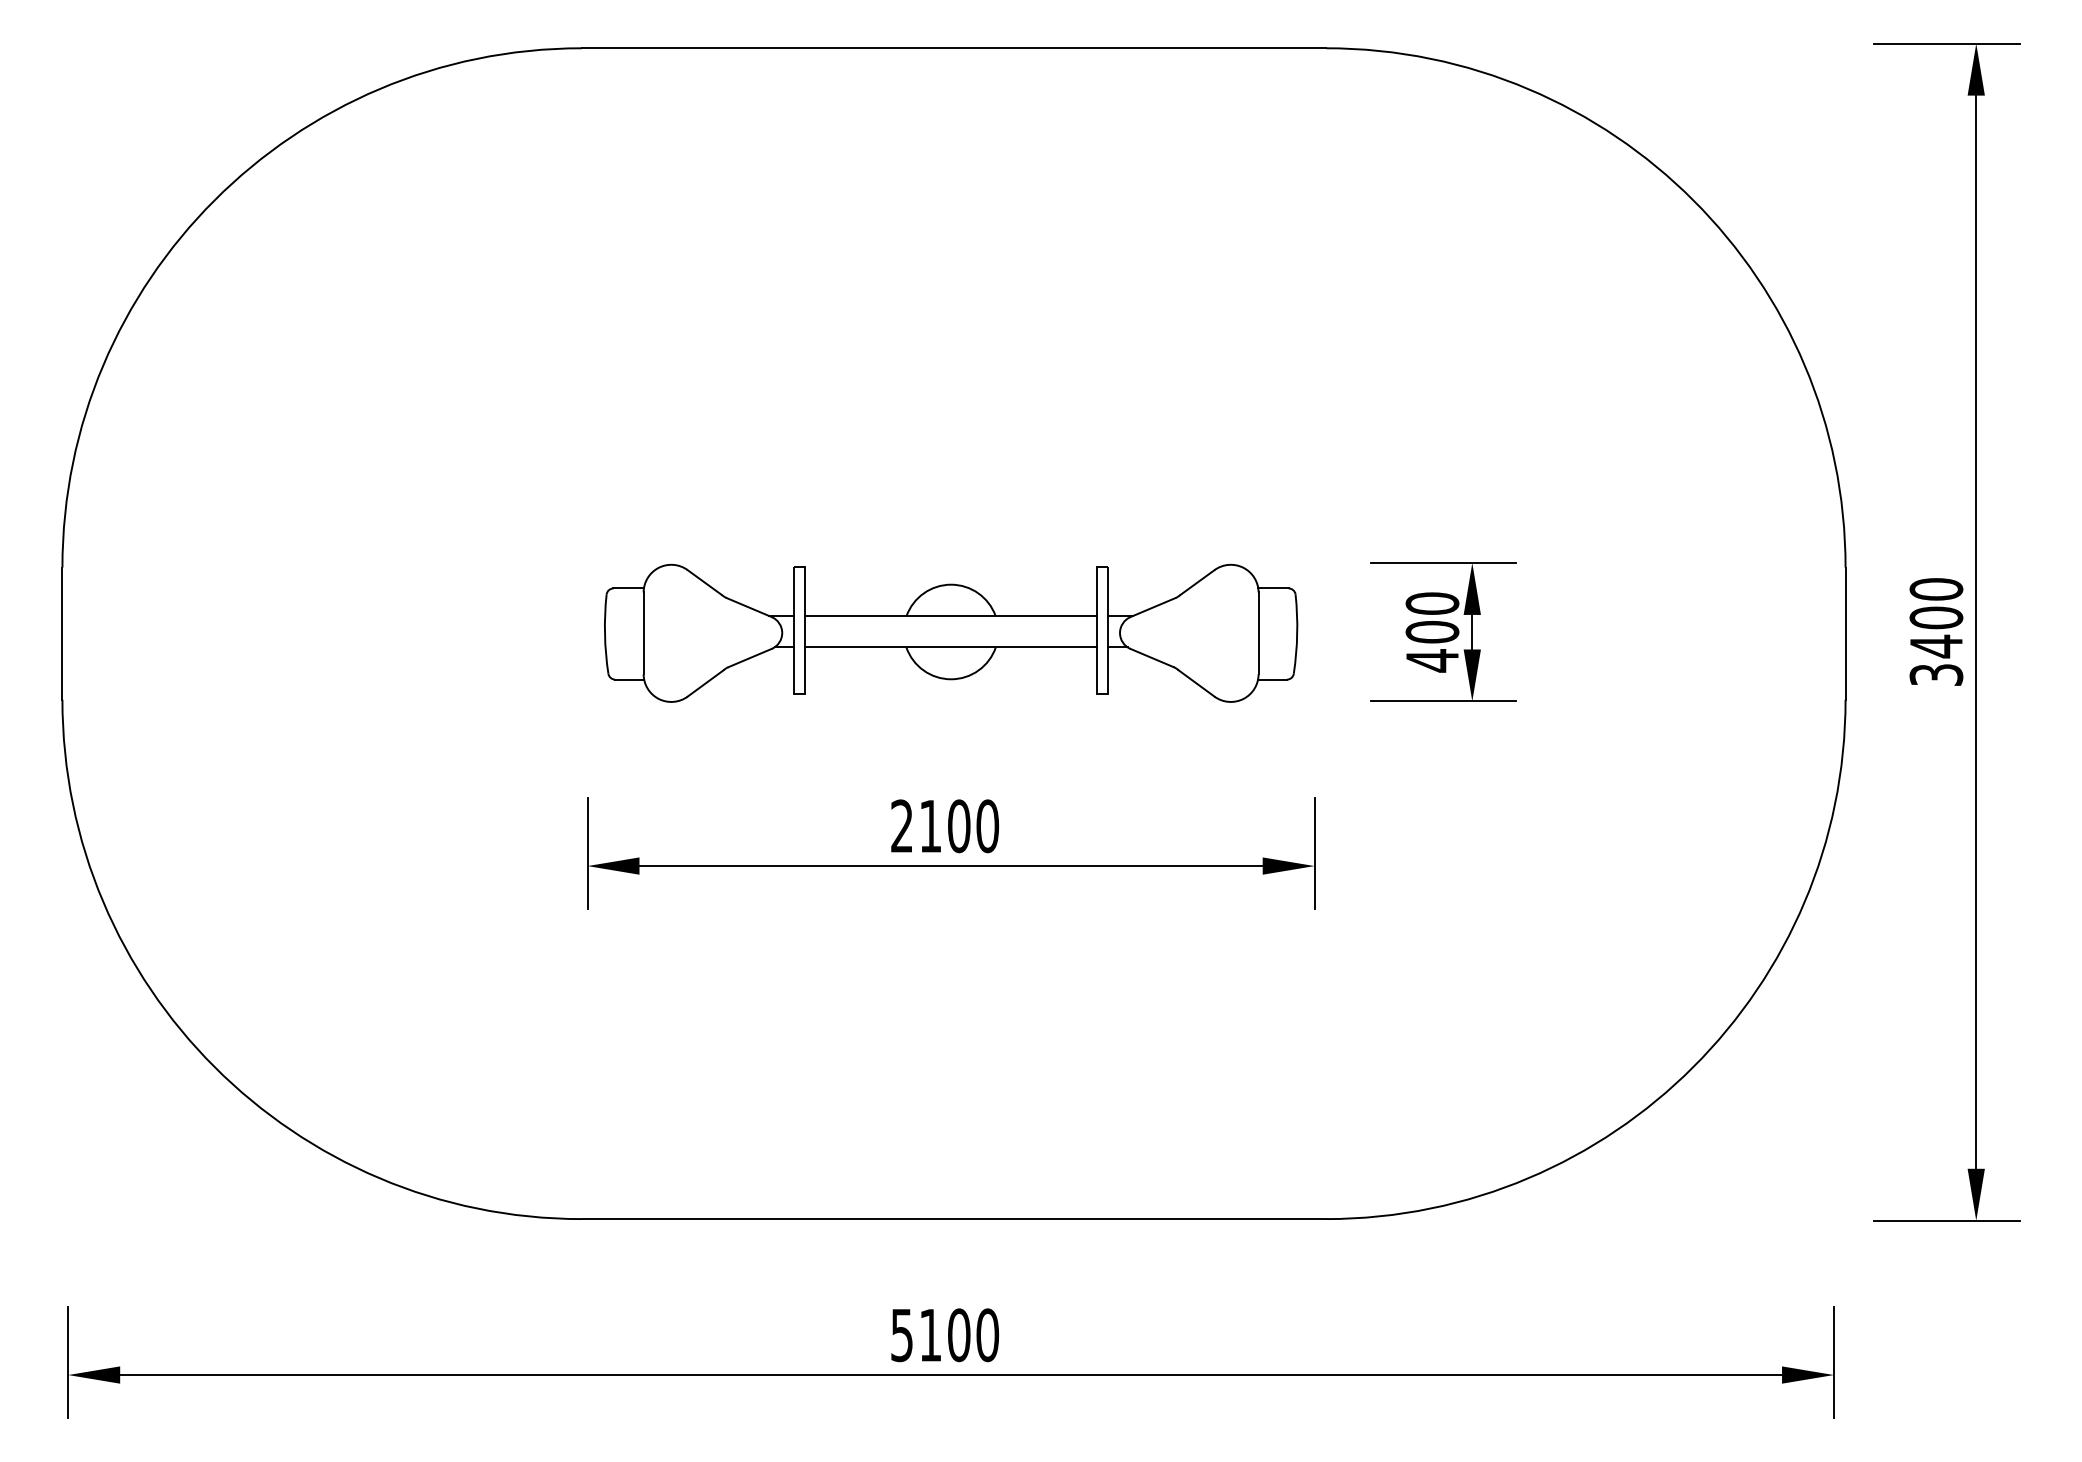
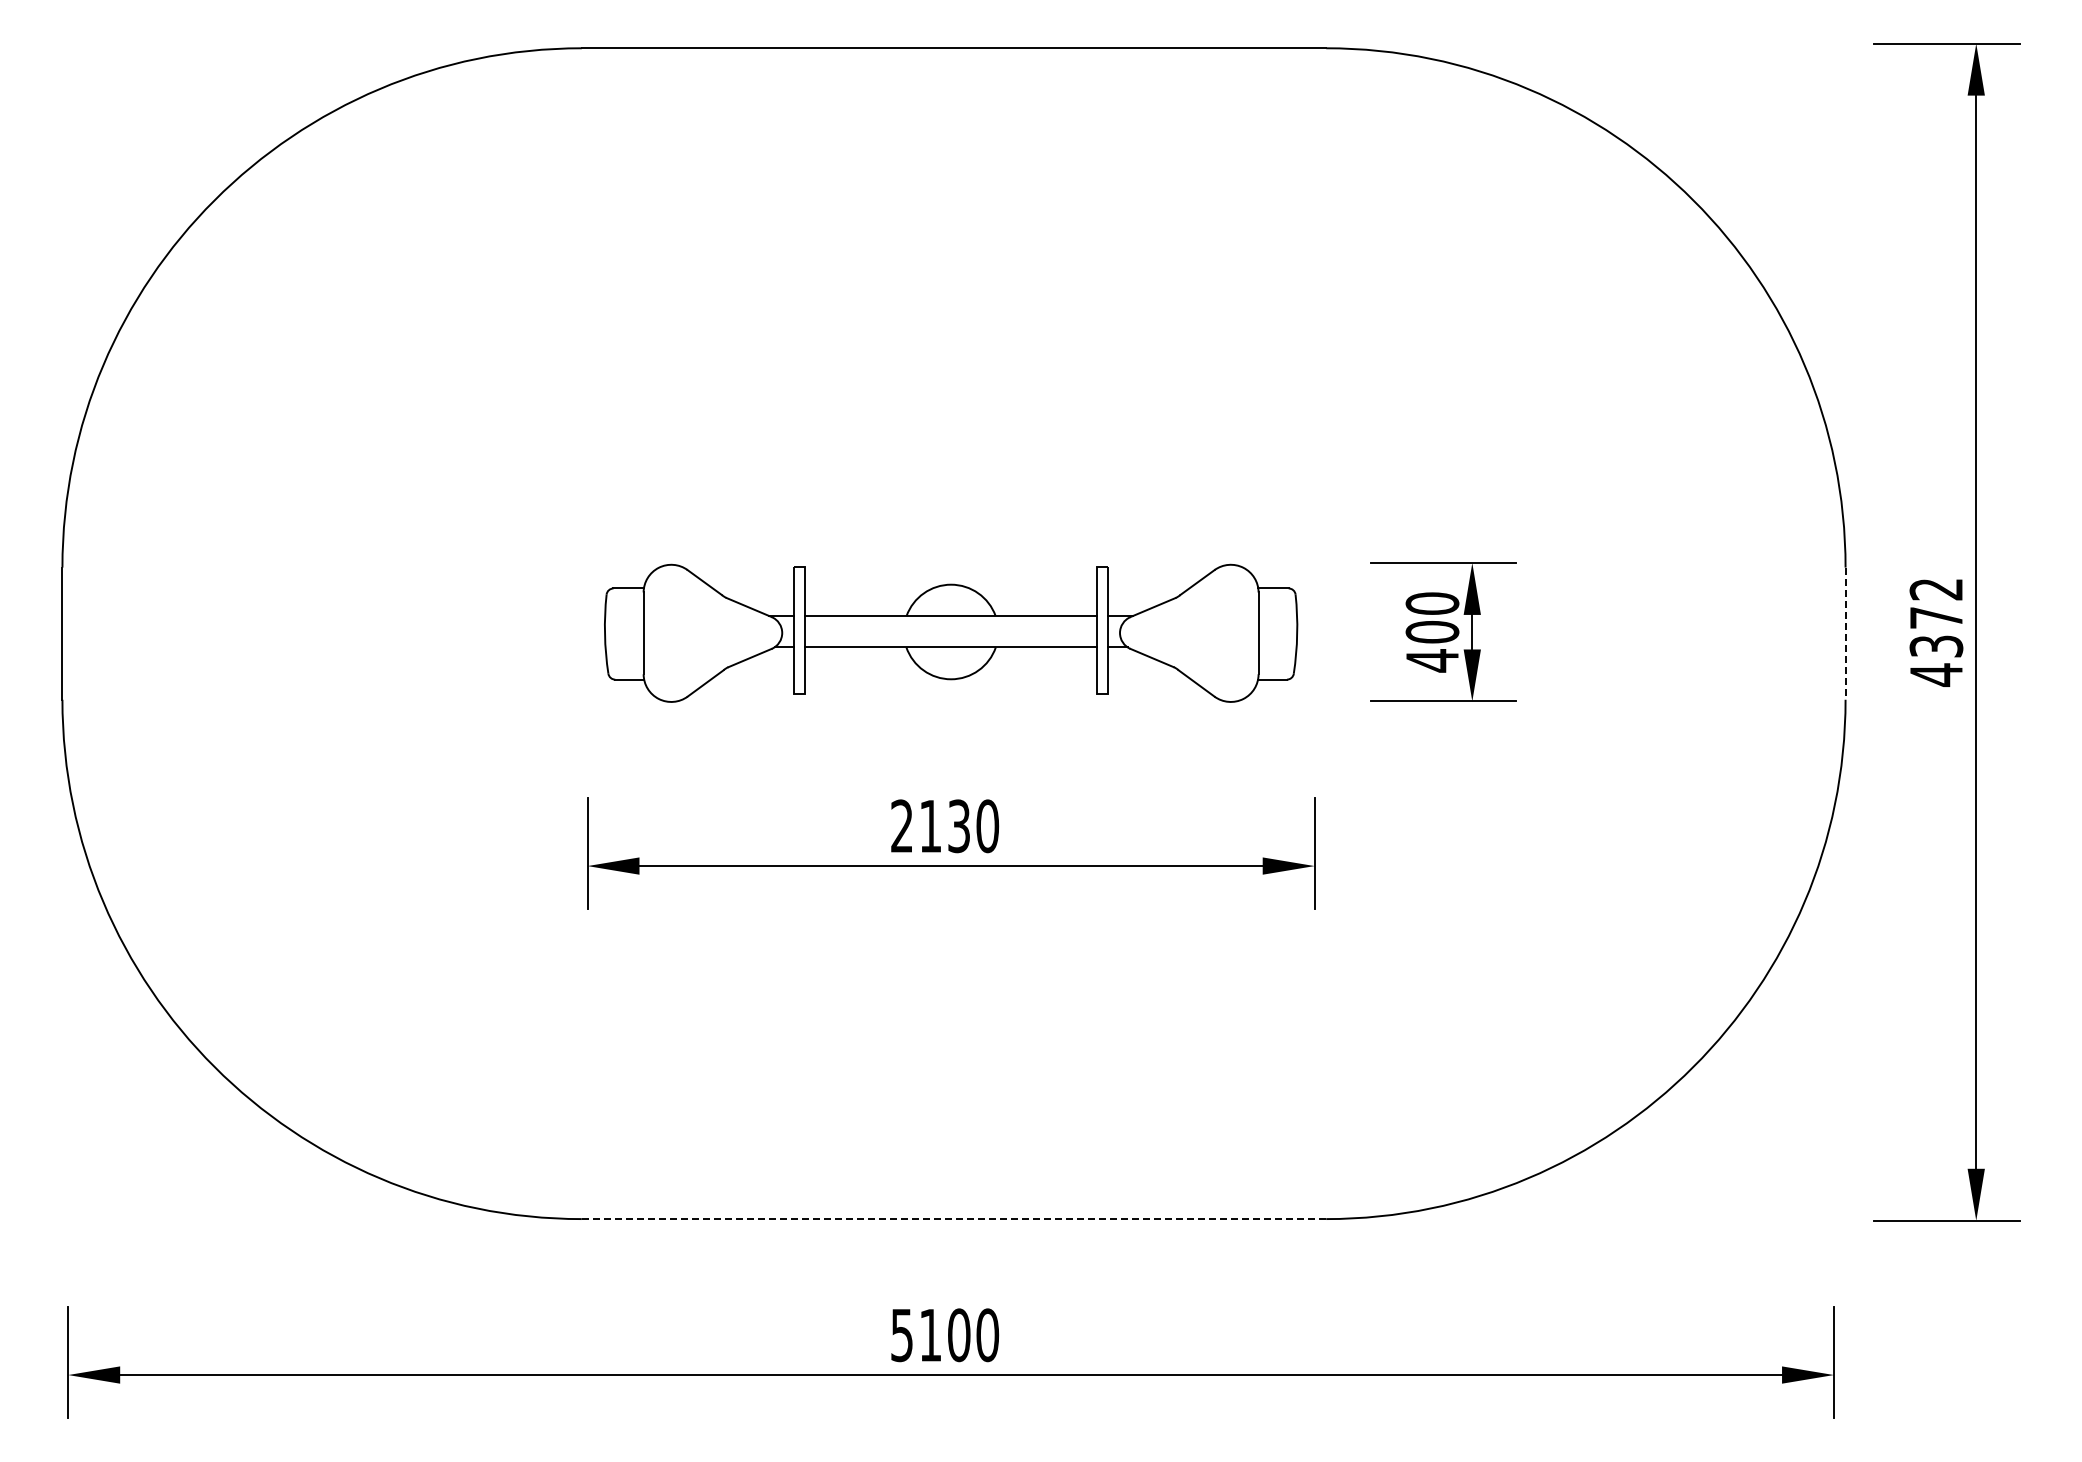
text: 3400 -> 4372 (1936, 632)
line: solid -> dashed (1845, 634)
text: 2100 -> 2130 (959, 826)
line: solid -> dashed (954, 1219)
